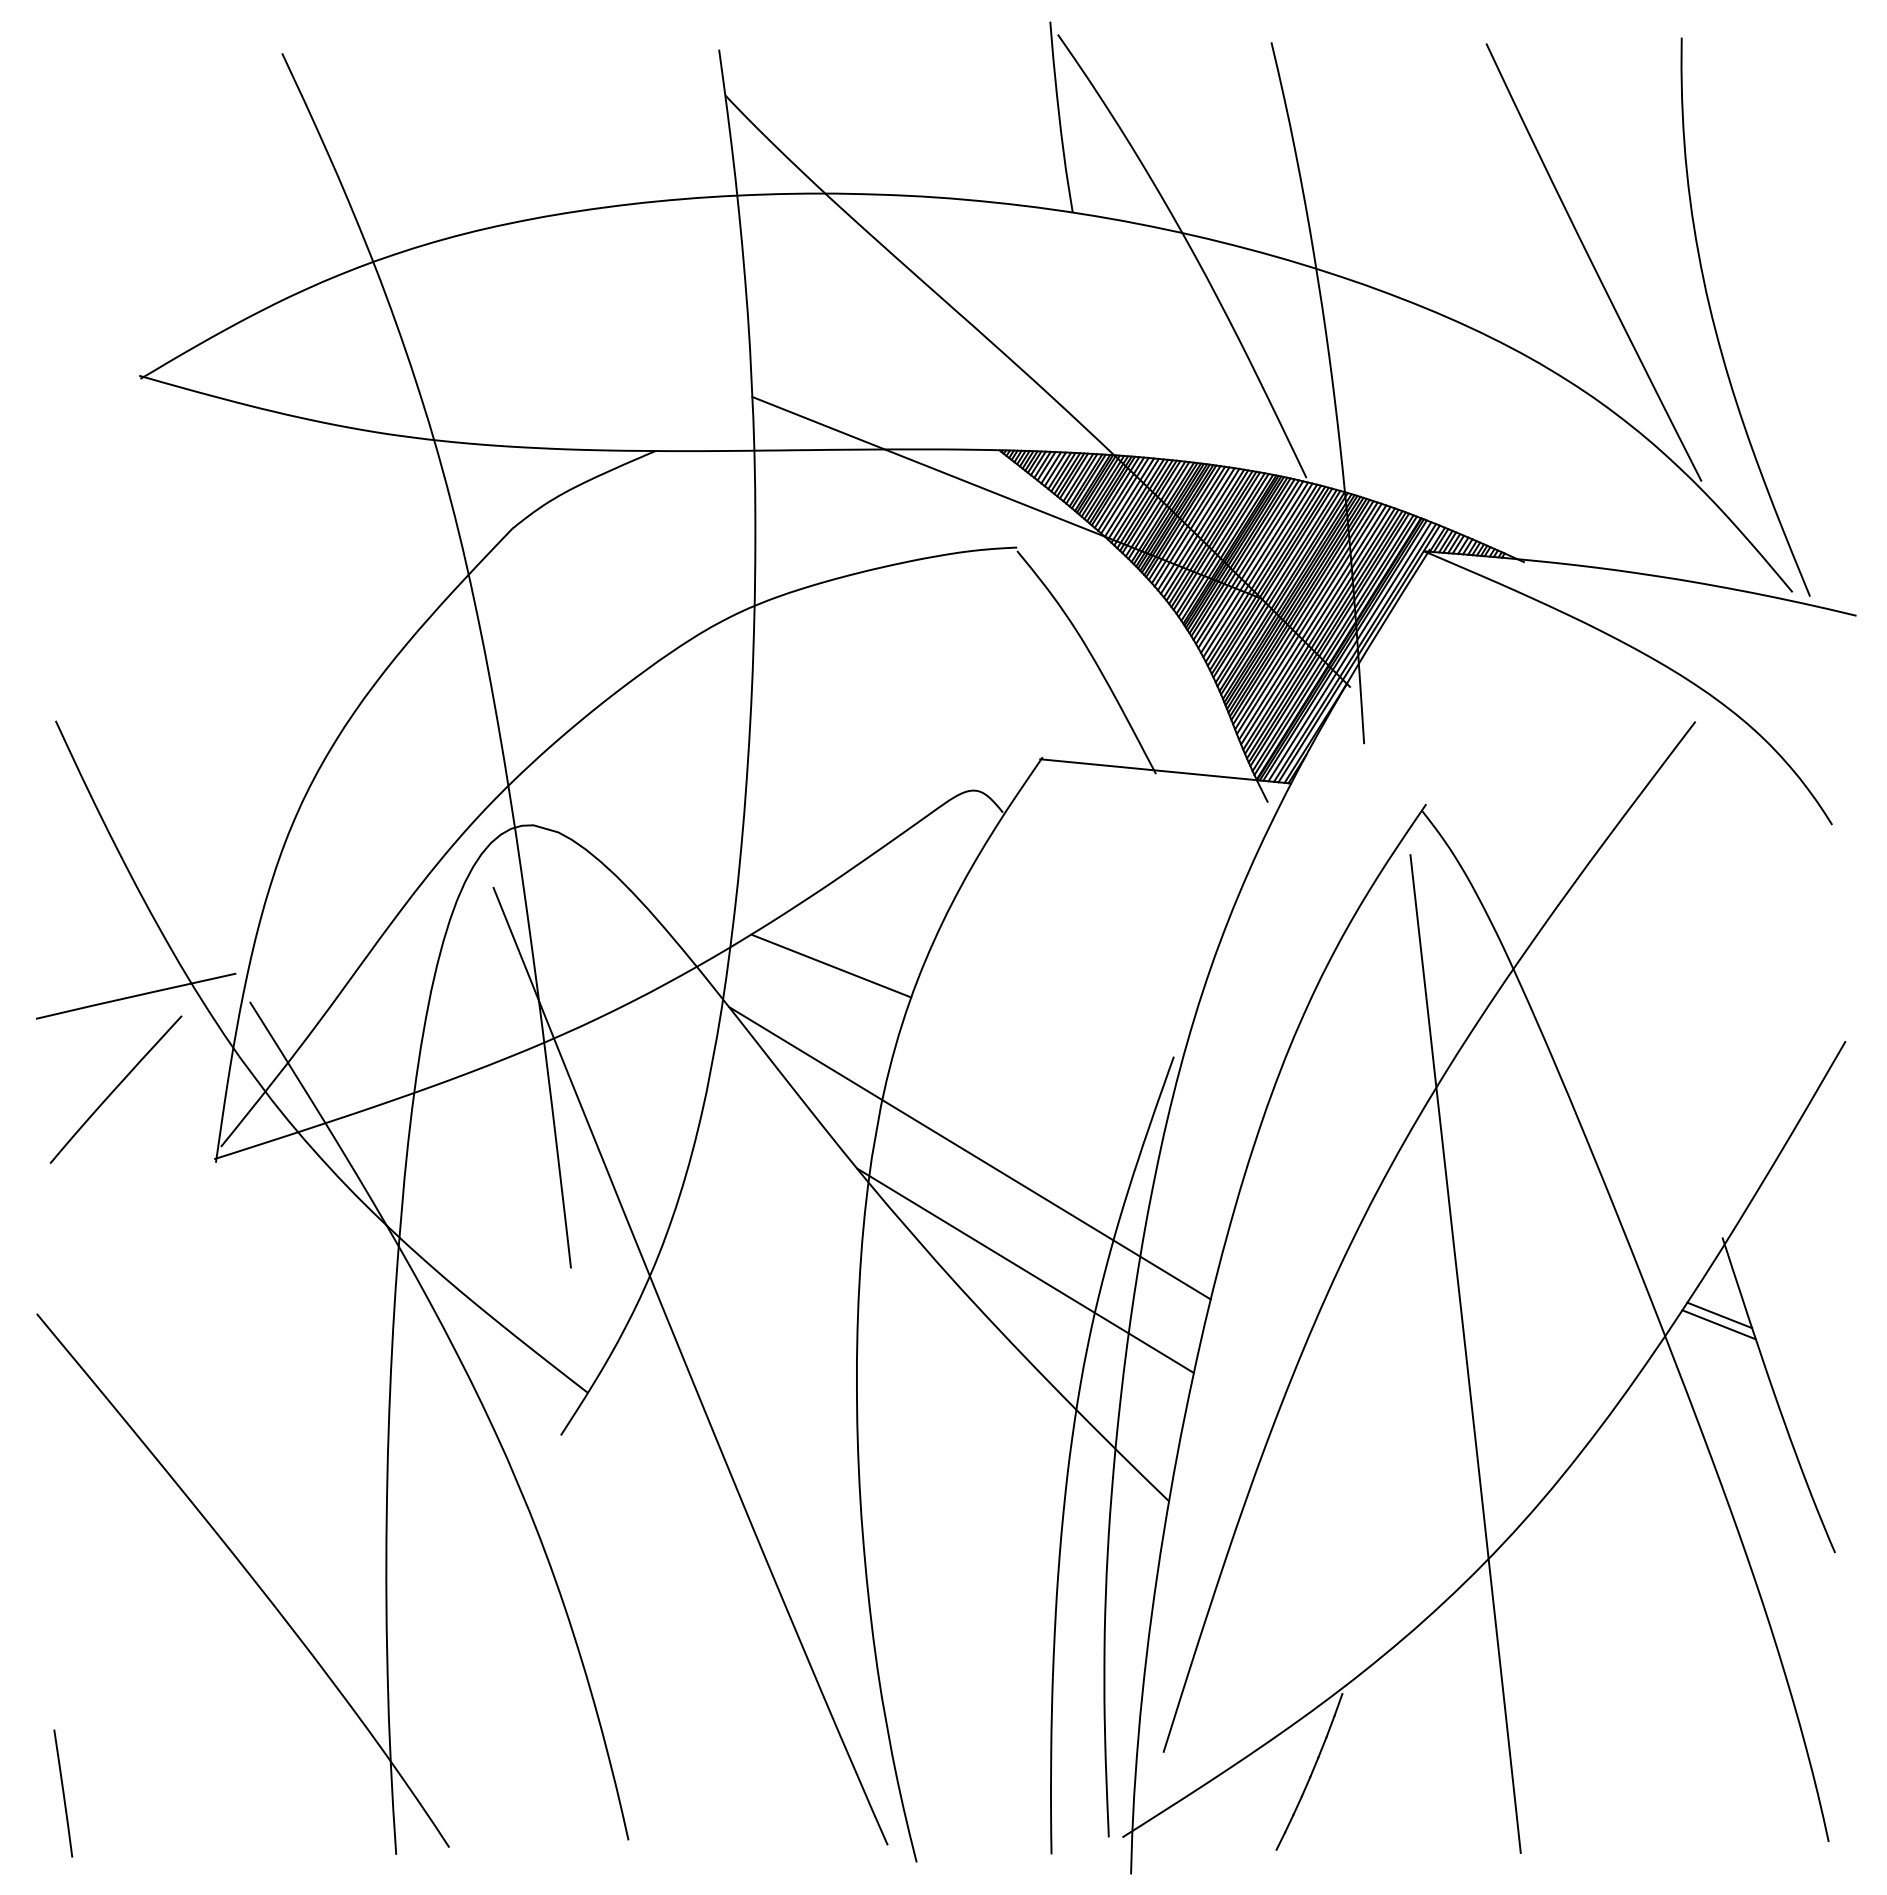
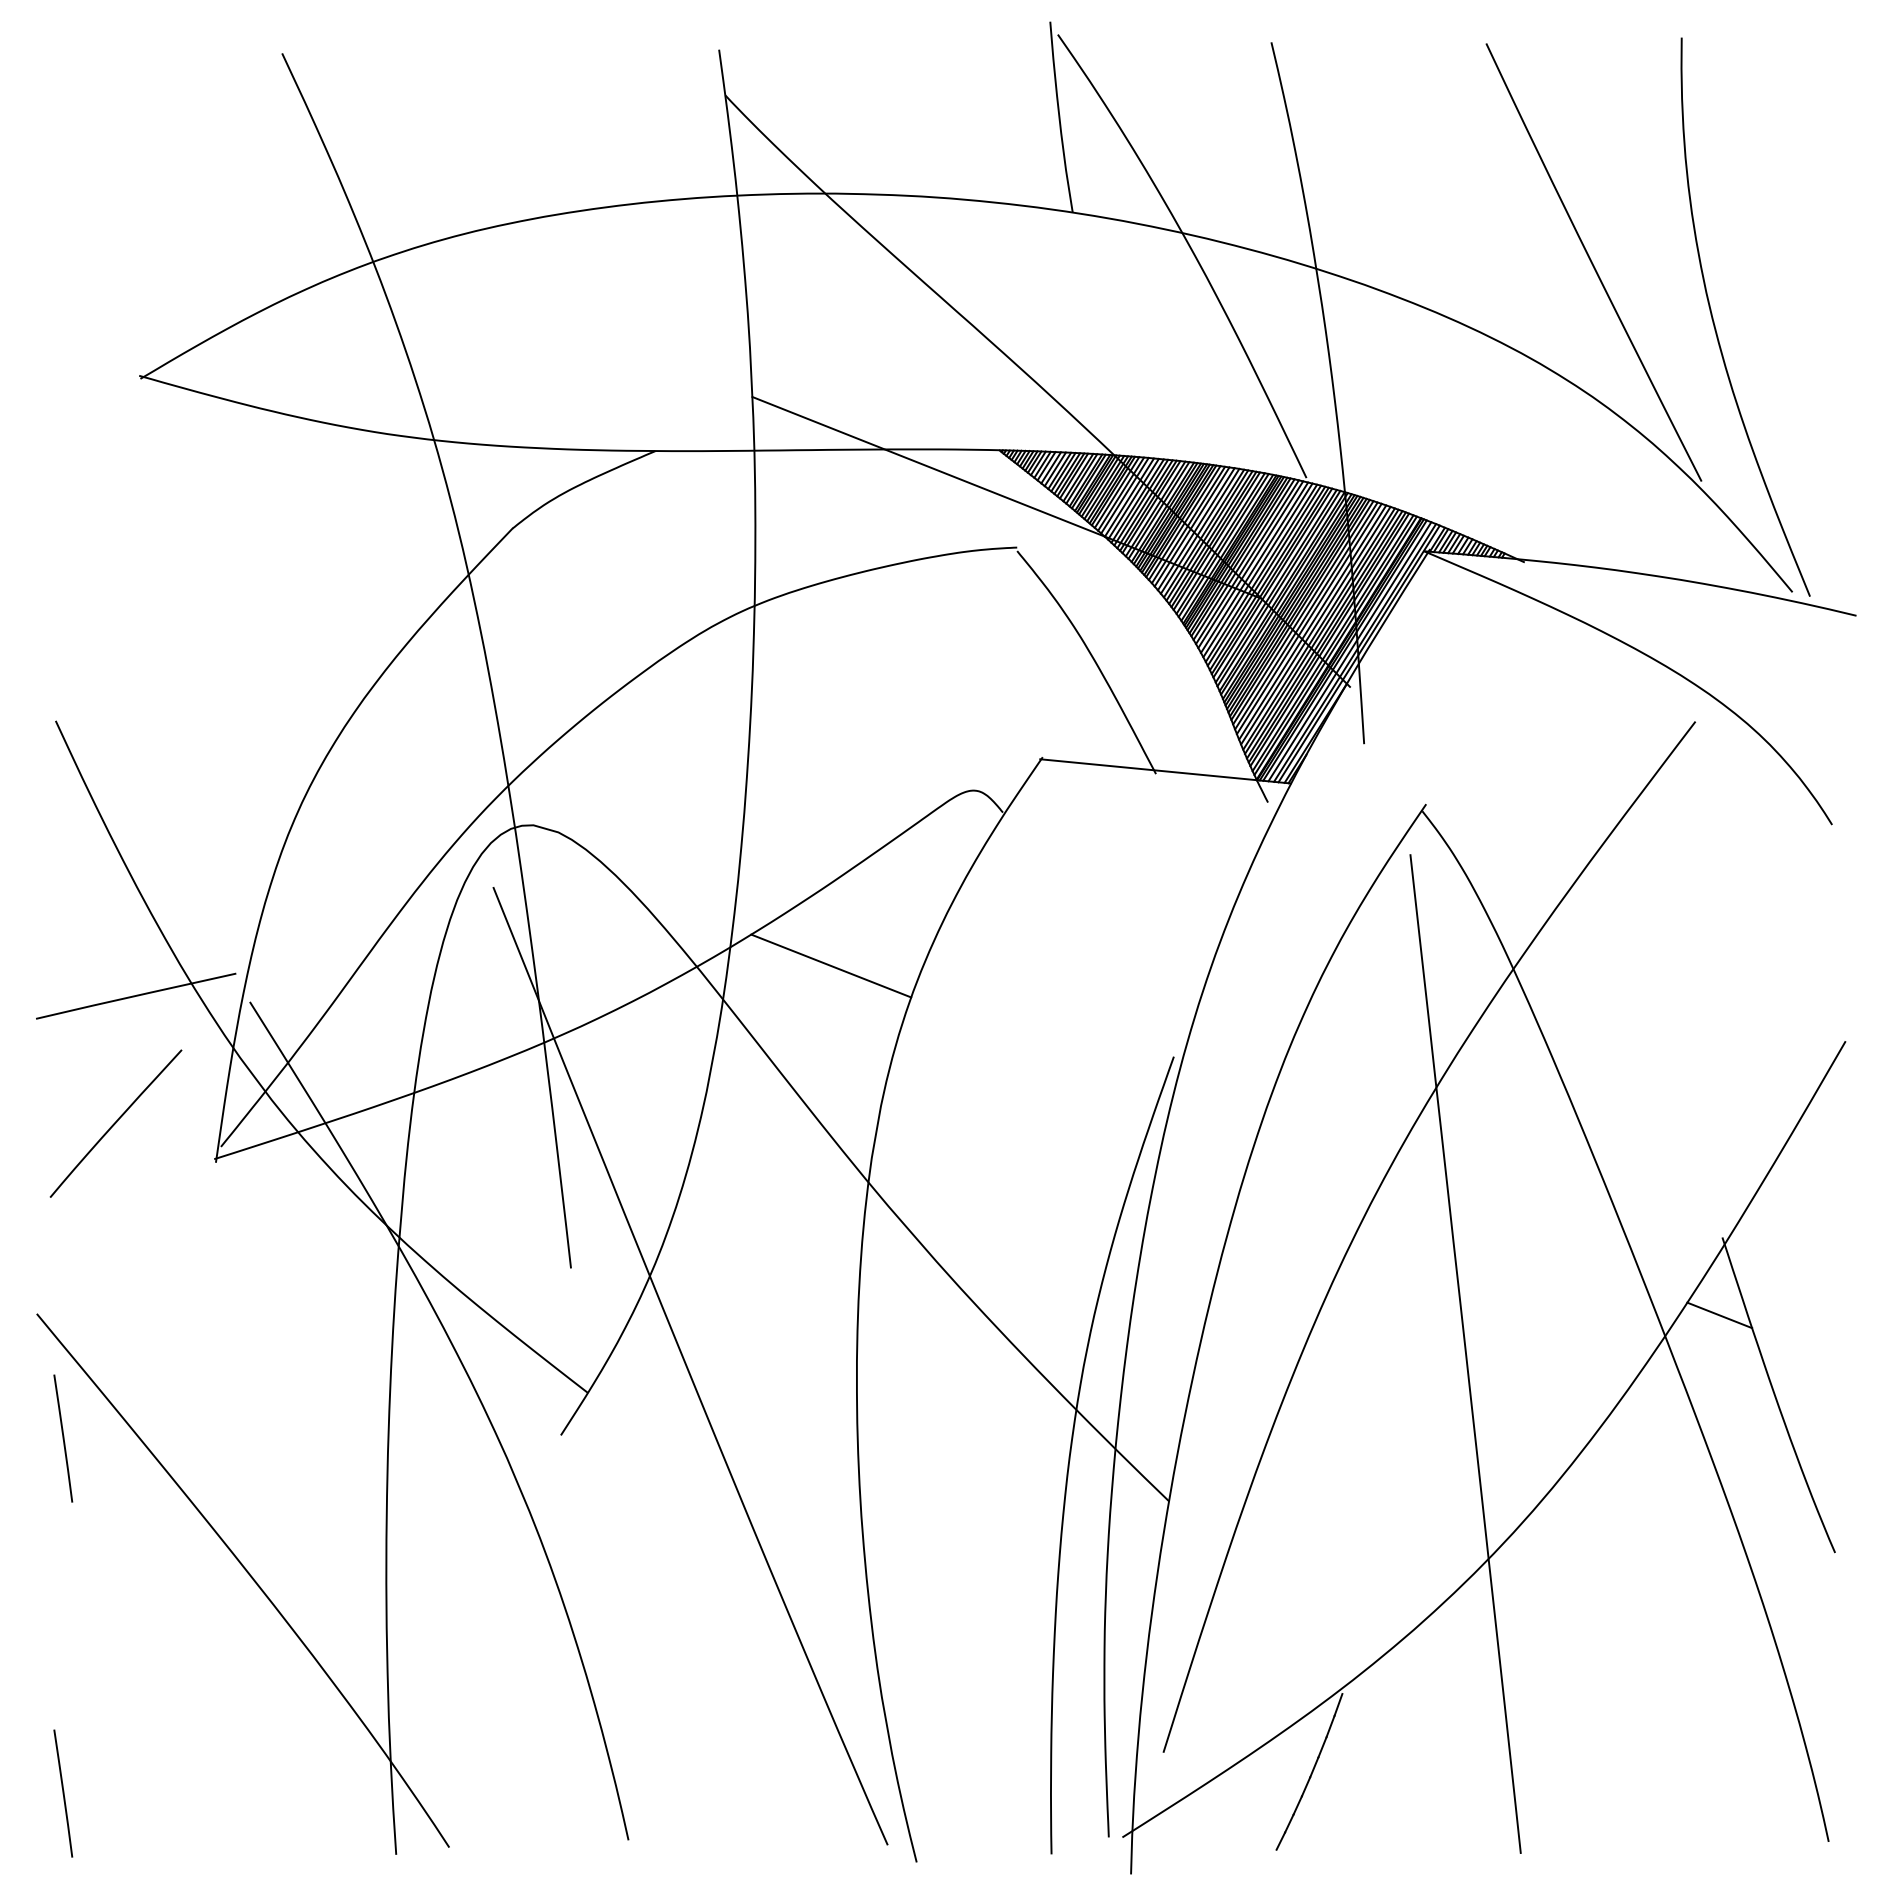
curve position: (115, 1089) -> (115, 1123) (115, 1123)
line: present -> none (969, 1153)
line: present -> none (1025, 1270)
line: present -> none (1718, 1324)
line: none -> present (63, 1438)
